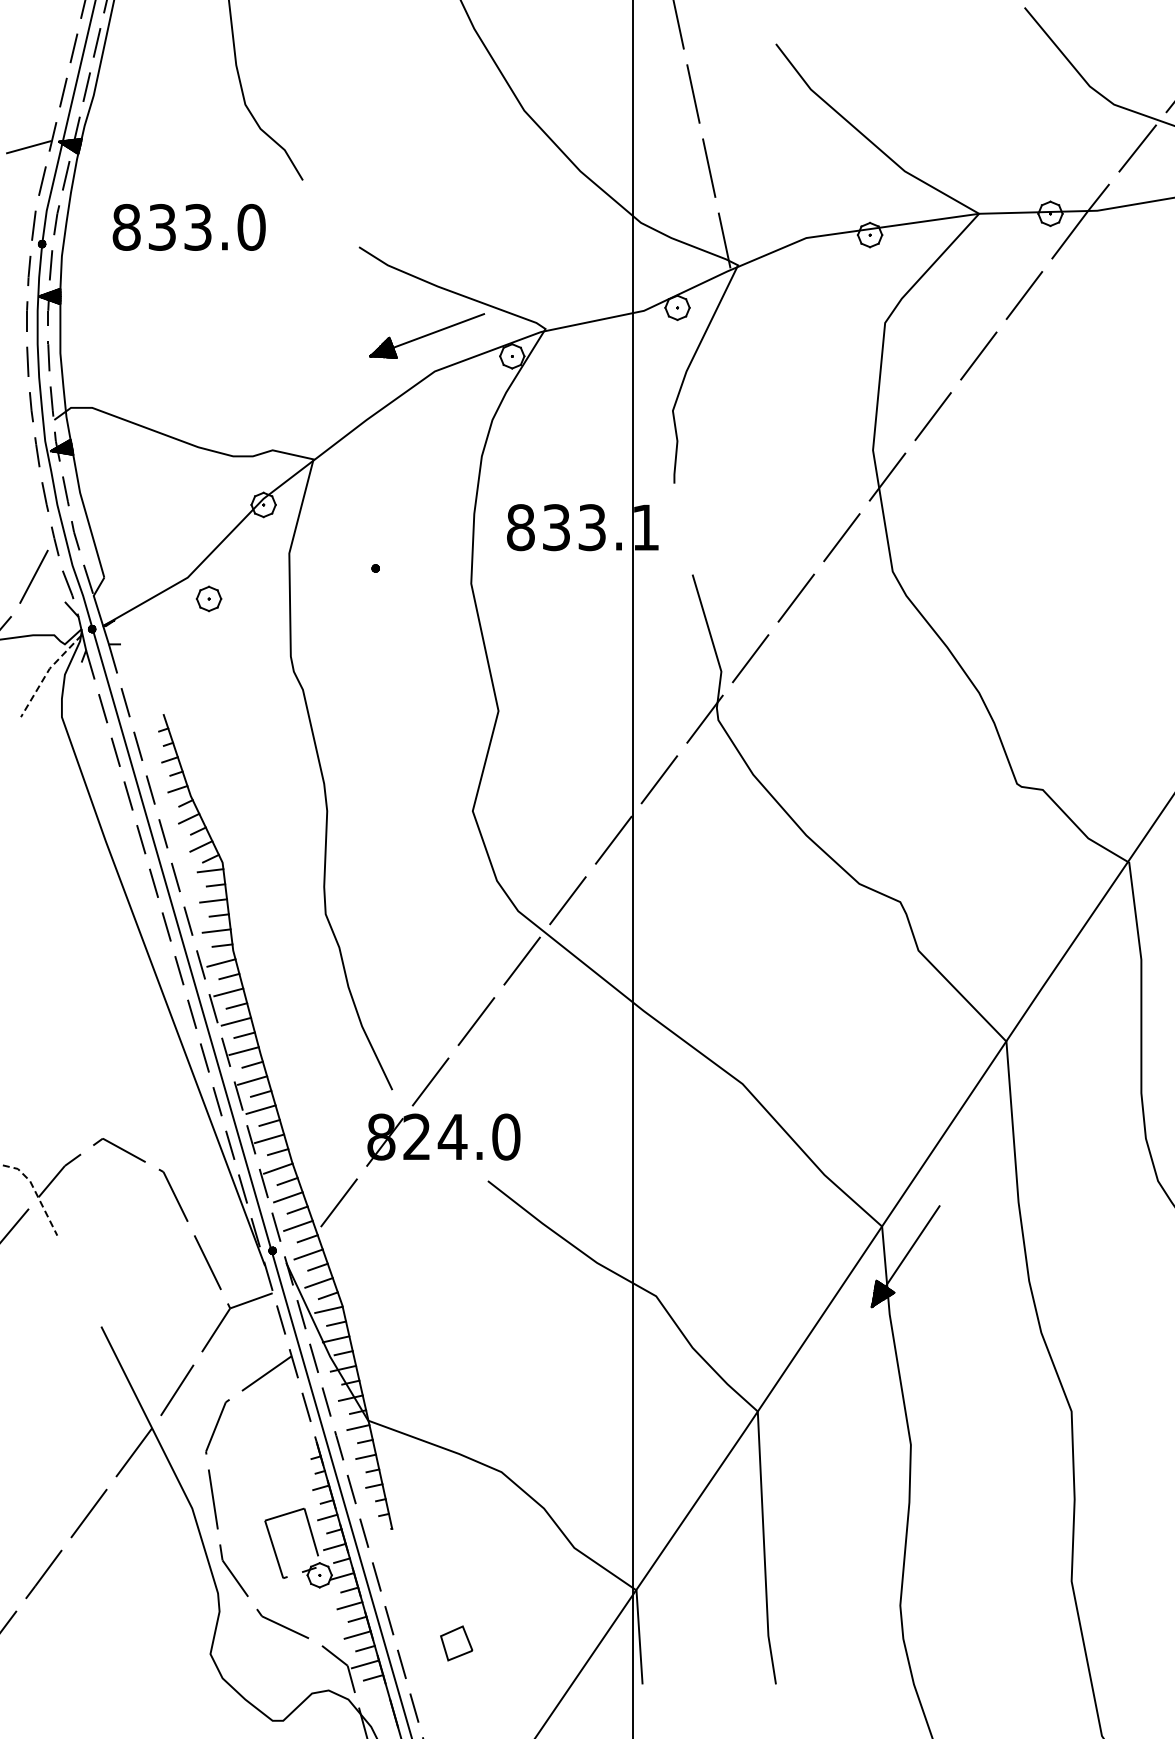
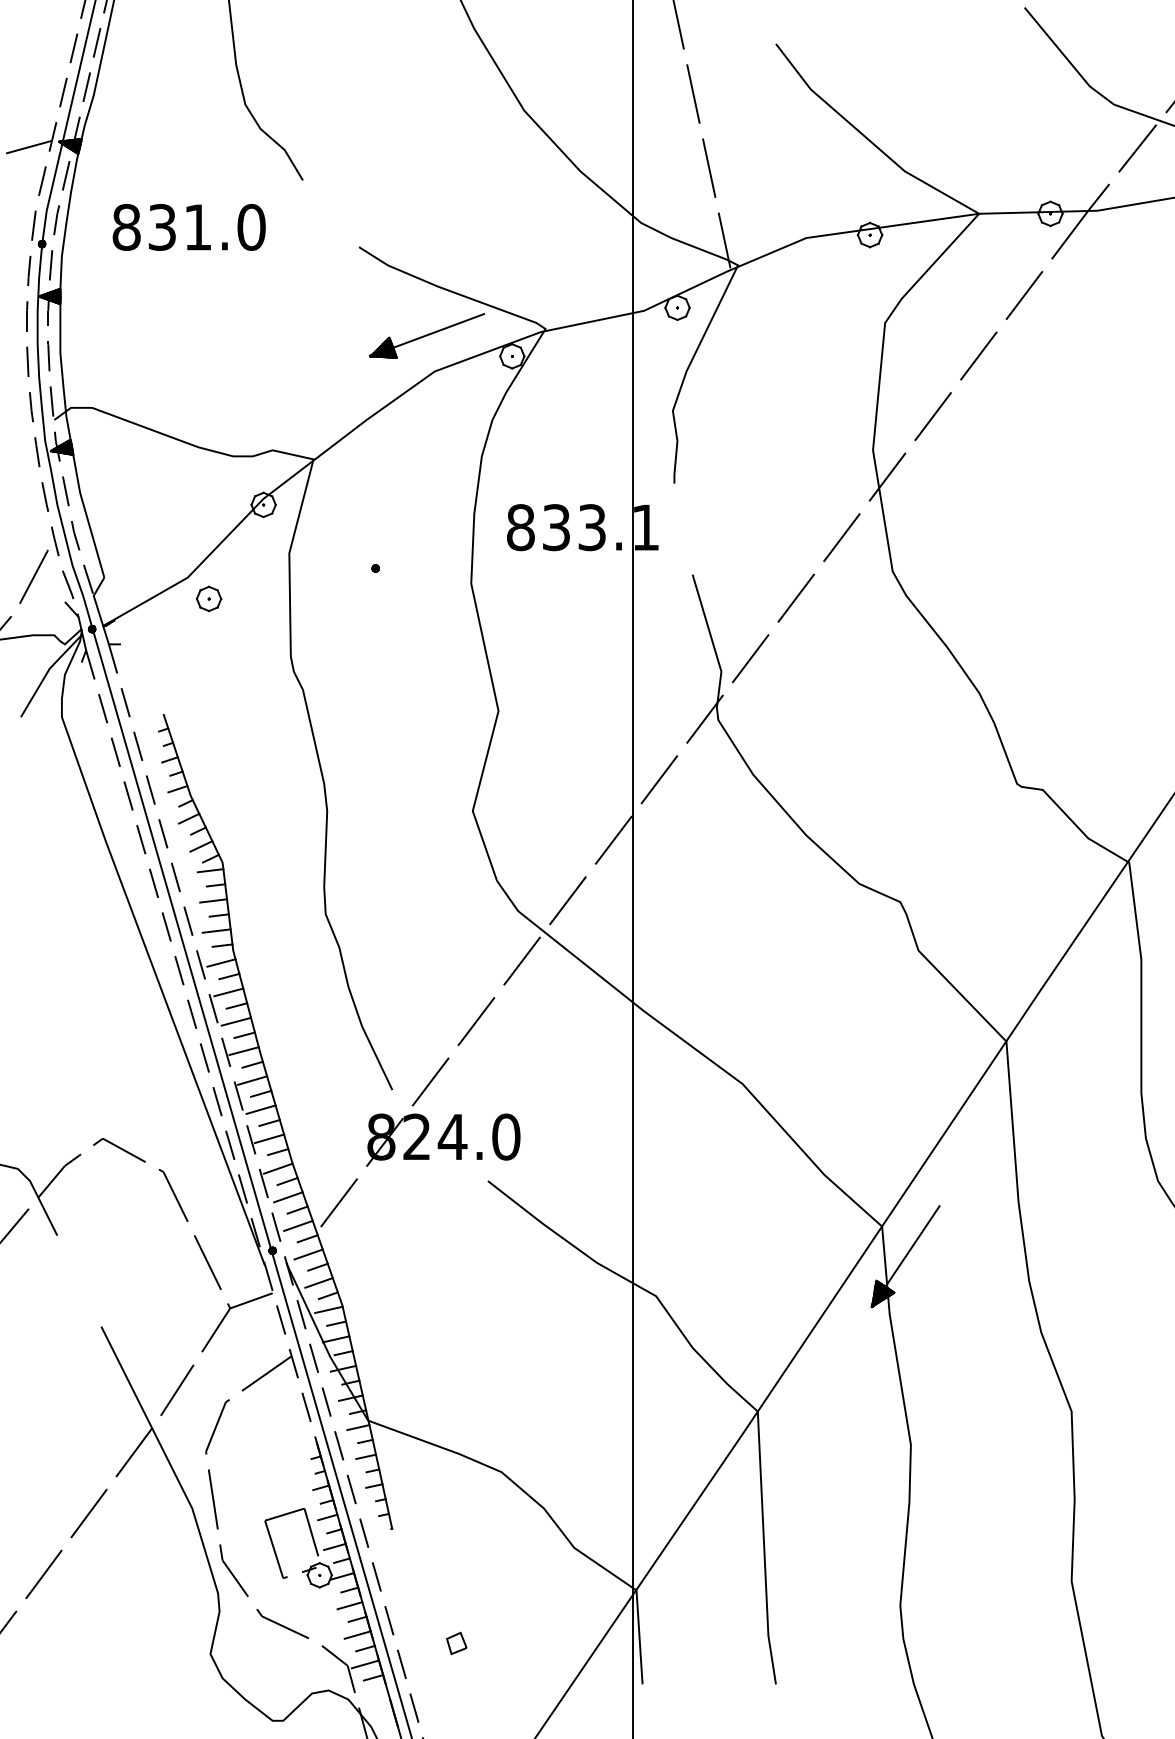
text: 833.0 -> 831.0 (197, 226)
line: dashed -> solid (47, 672)
line: dashed -> solid (35, 1191)
part size: 34x37 px -> 22x25 px (456, 1643)
